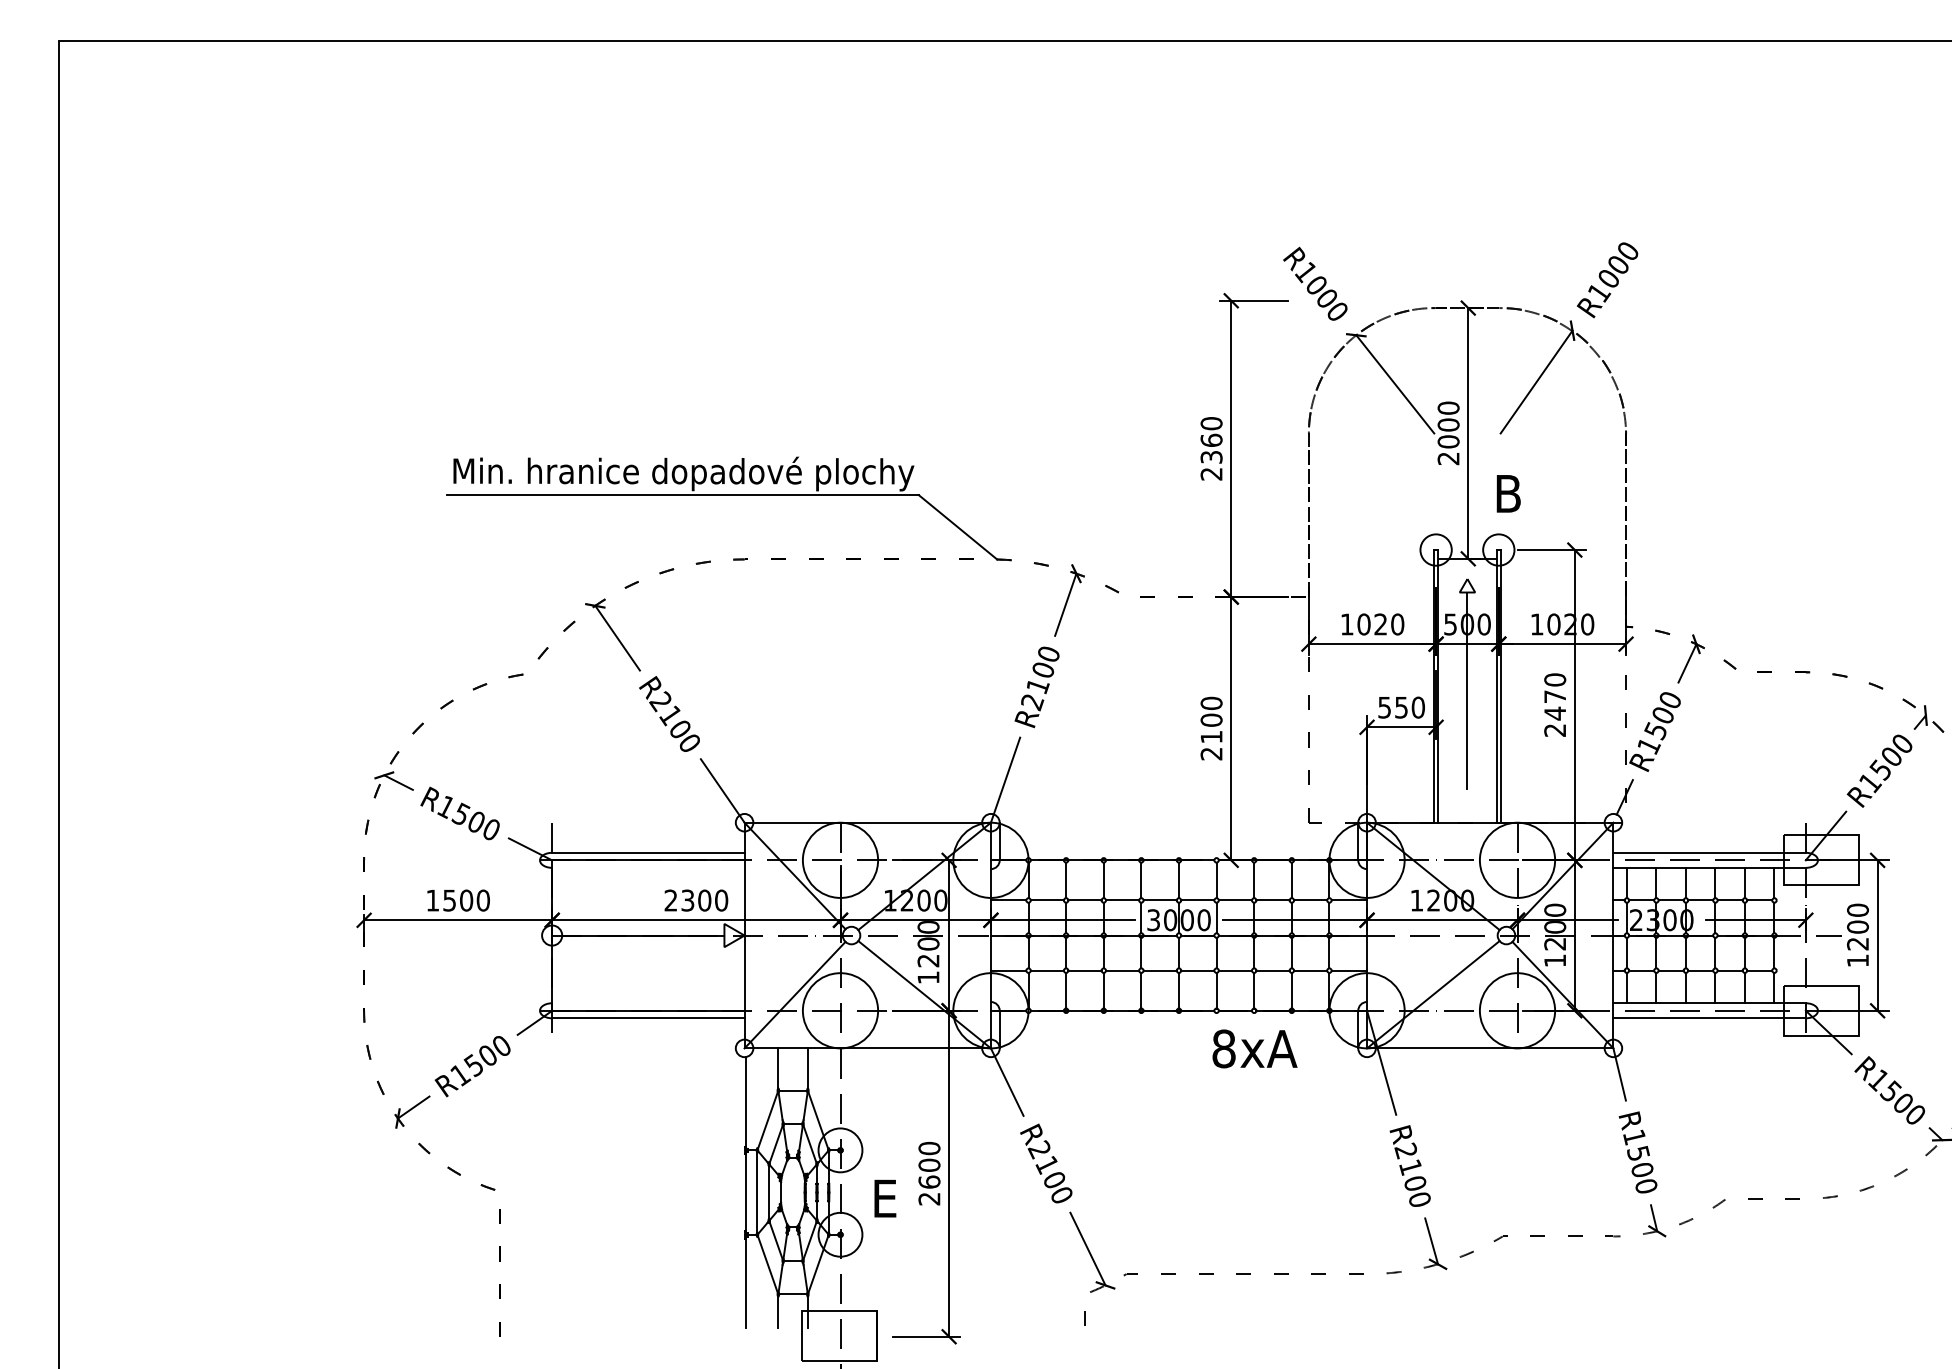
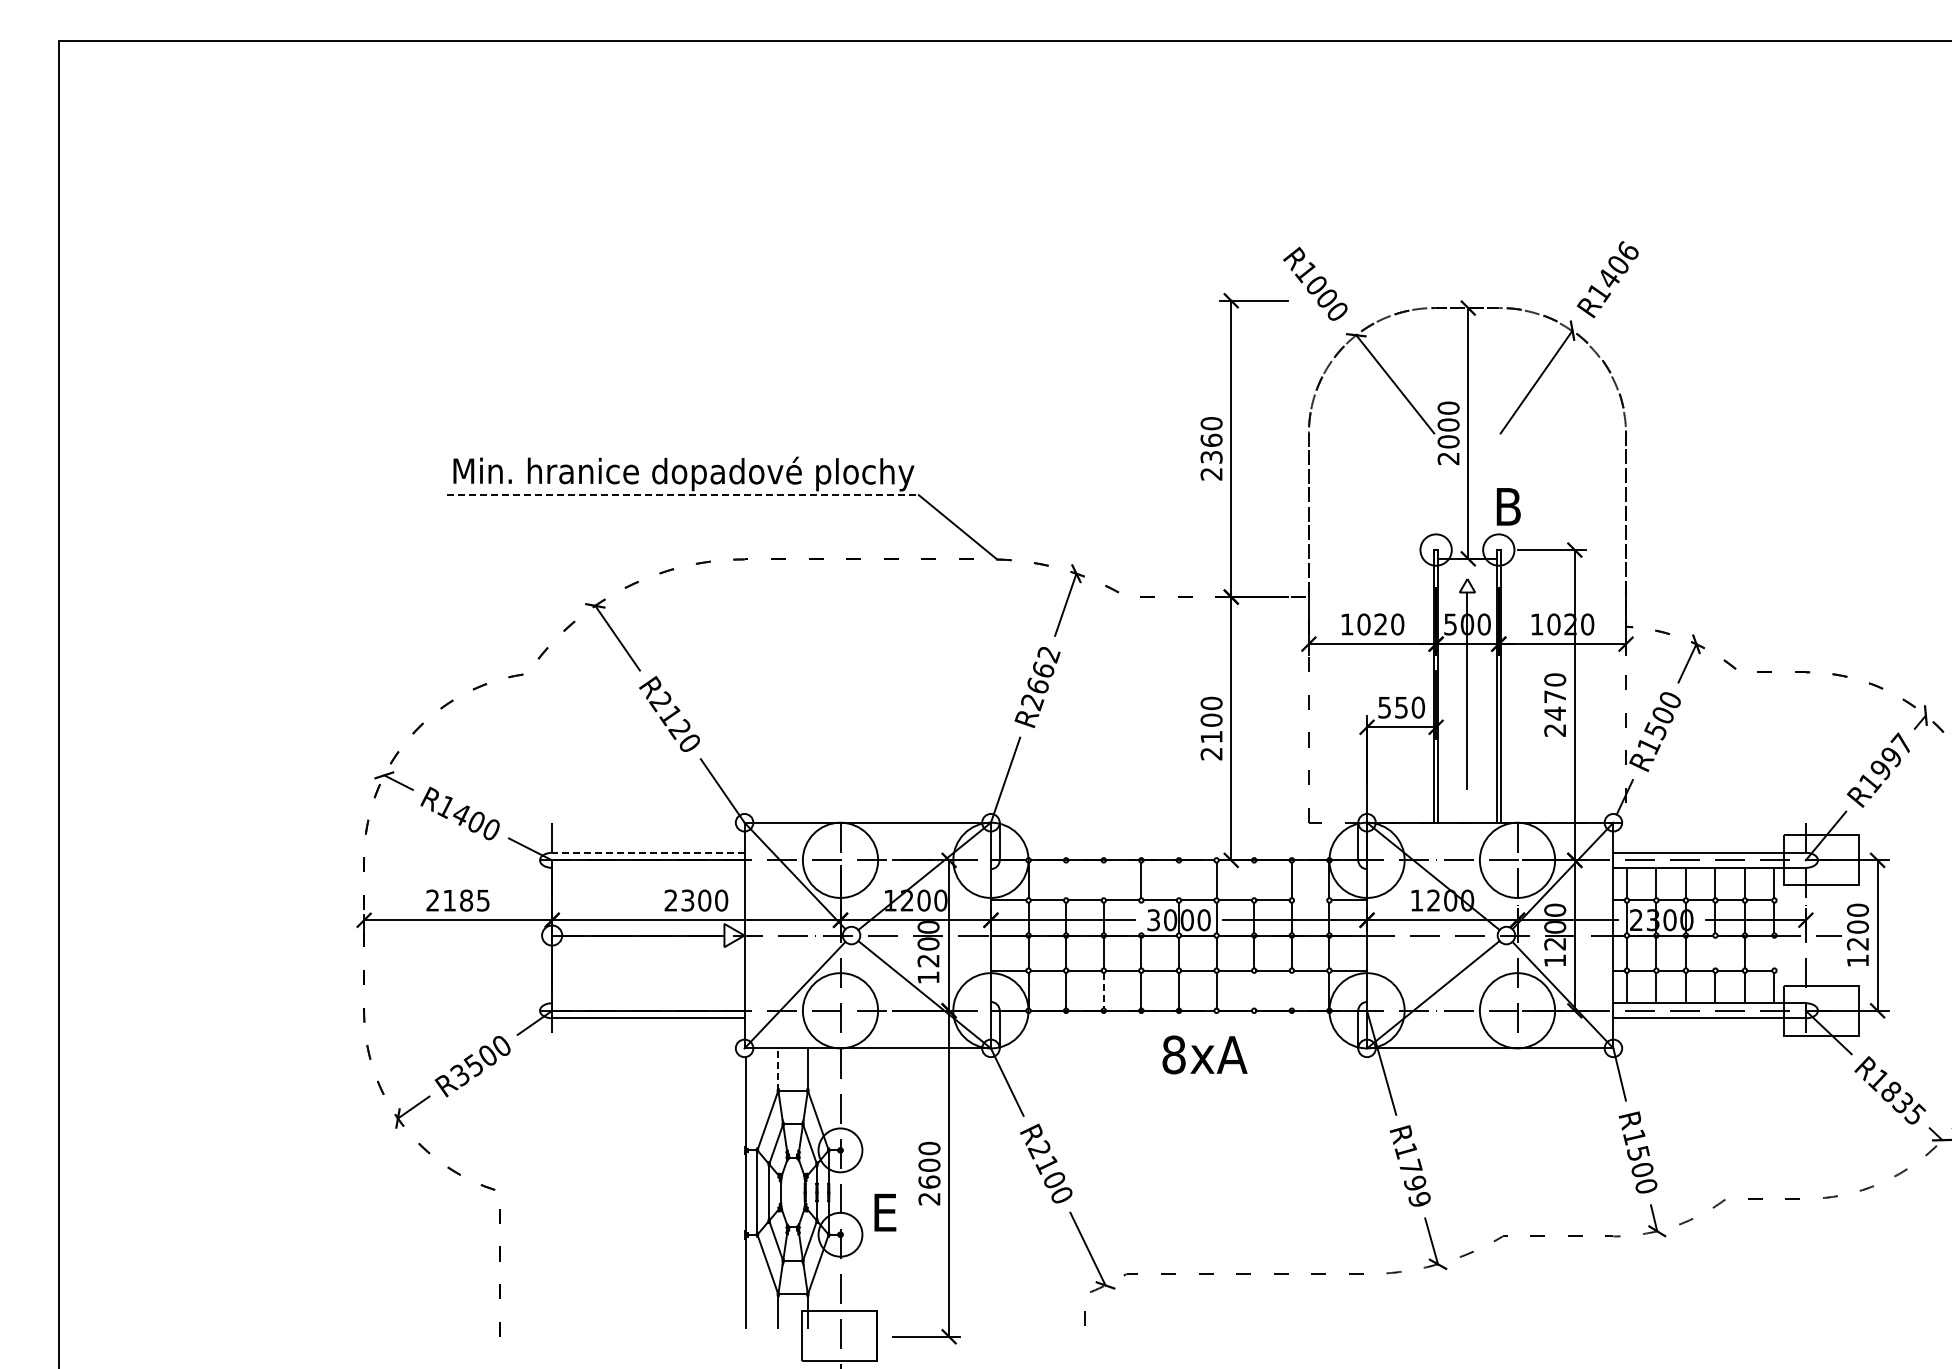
text: R1000 -> R1406 (1618, 264)
text position: (1508, 493) -> (1508, 506) (1508, 506)
line: solid -> dashed (683, 495)
text: R2100 -> R2662 (1043, 670)
text: R2100 -> R2120 (679, 728)
text: R1500 -> R1997 (1890, 756)
text: R1500 -> R1400 (460, 813)
line: solid -> dashed (647, 852)
line: present -> none (1066, 880)
line: present -> none (1103, 880)
line: present -> none (1178, 880)
line: present -> none (1254, 880)
text: 1500 -> 2185 (457, 900)
line: present -> none (1310, 900)
line: present -> none (1141, 917)
line: present -> none (1715, 952)
line: present -> none (1774, 952)
line: solid -> dashed (1103, 990)
line: present -> none (1254, 990)
line: present -> none (1291, 990)
text position: (1254, 1048) -> (1204, 1054) (1204, 1054)
line: solid -> dashed (778, 1069)
text: R1500 -> R3500 (460, 1075)
text: R1500 -> R1835 (1902, 1102)
text: R2100 -> R1799 (1412, 1174)
text position: (885, 1198) -> (885, 1212) (885, 1212)
